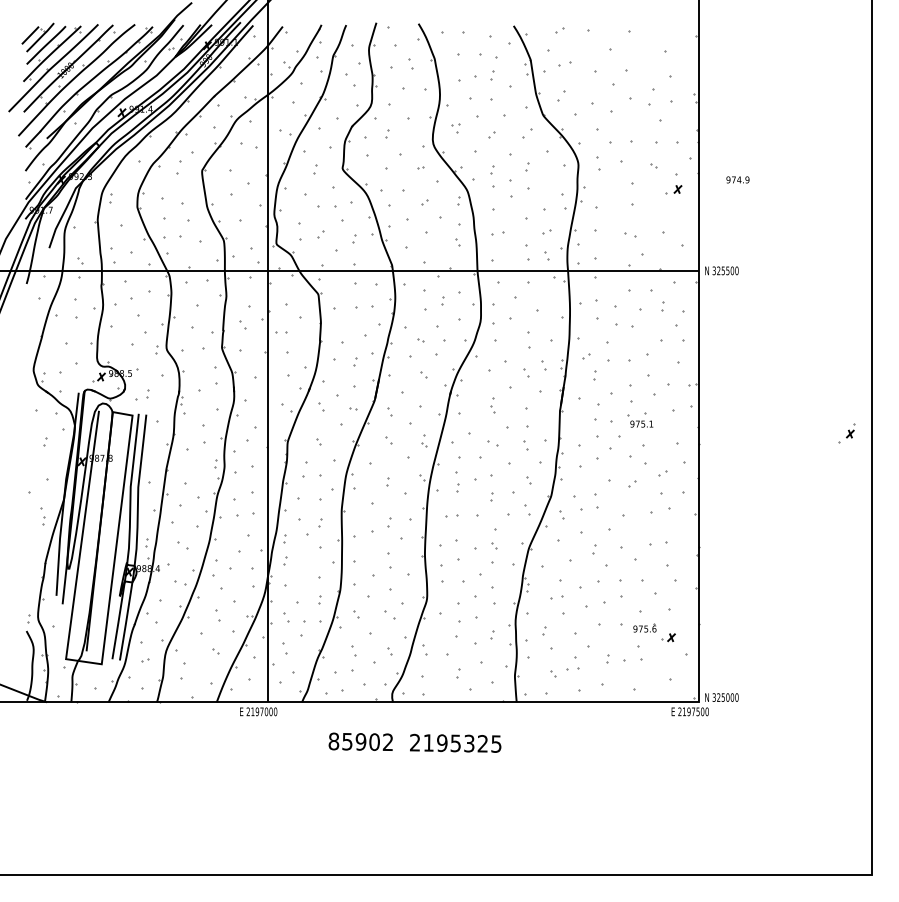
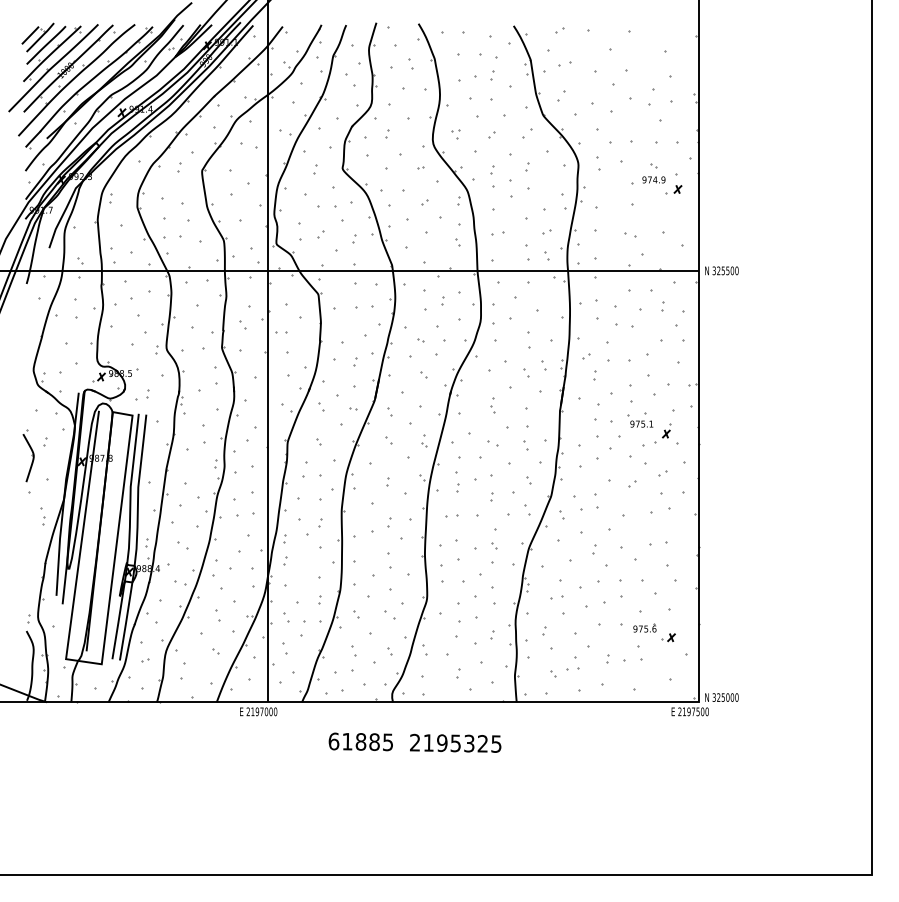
part position: (455, 128) -> (455, 134) (455, 134)
part size: 6x15 px -> 5x11 px (179, 167)
text position: (737, 179) -> (653, 179) (653, 179)
part position: (846, 433) -> (662, 433) (662, 433)
part: none -> present (28, 455)
text: 85902 -> 61885 (360, 741)
